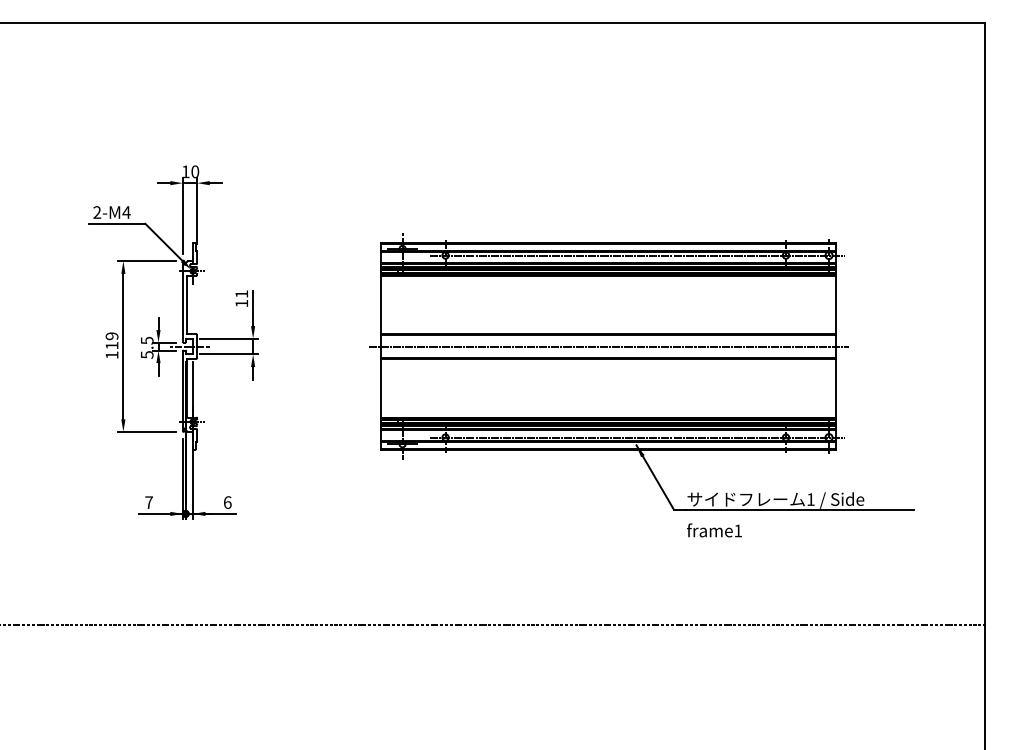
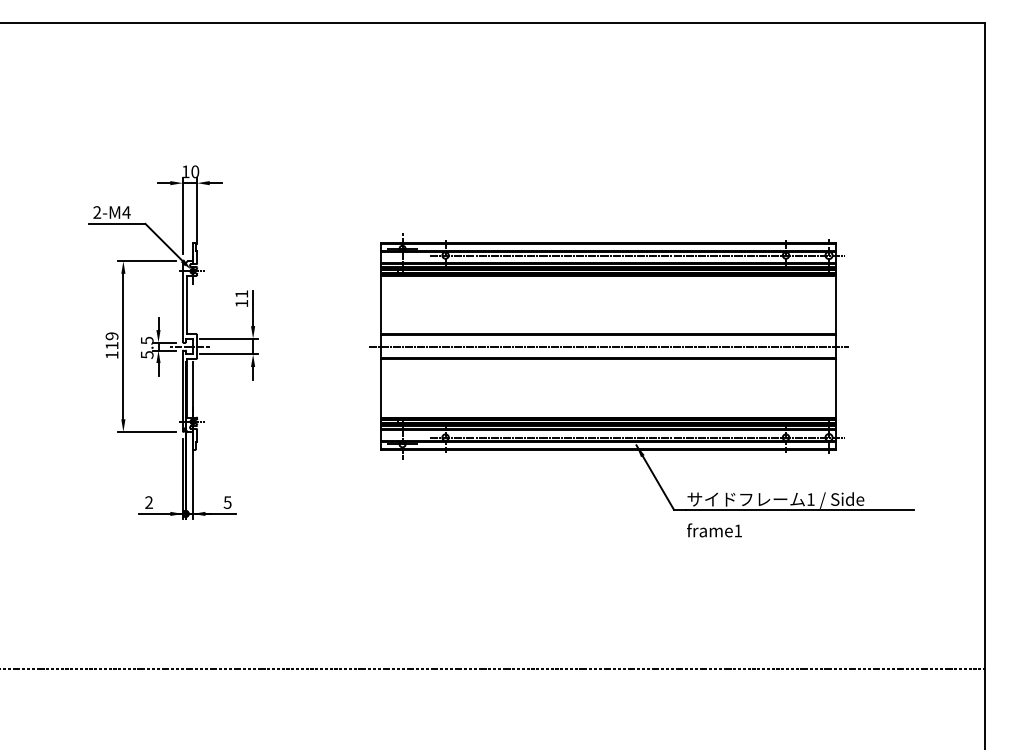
text: 7 -> 2 (148, 502)
text: 6 -> 5 (227, 502)
line position: (493, 625) -> (493, 669) (493, 669)
